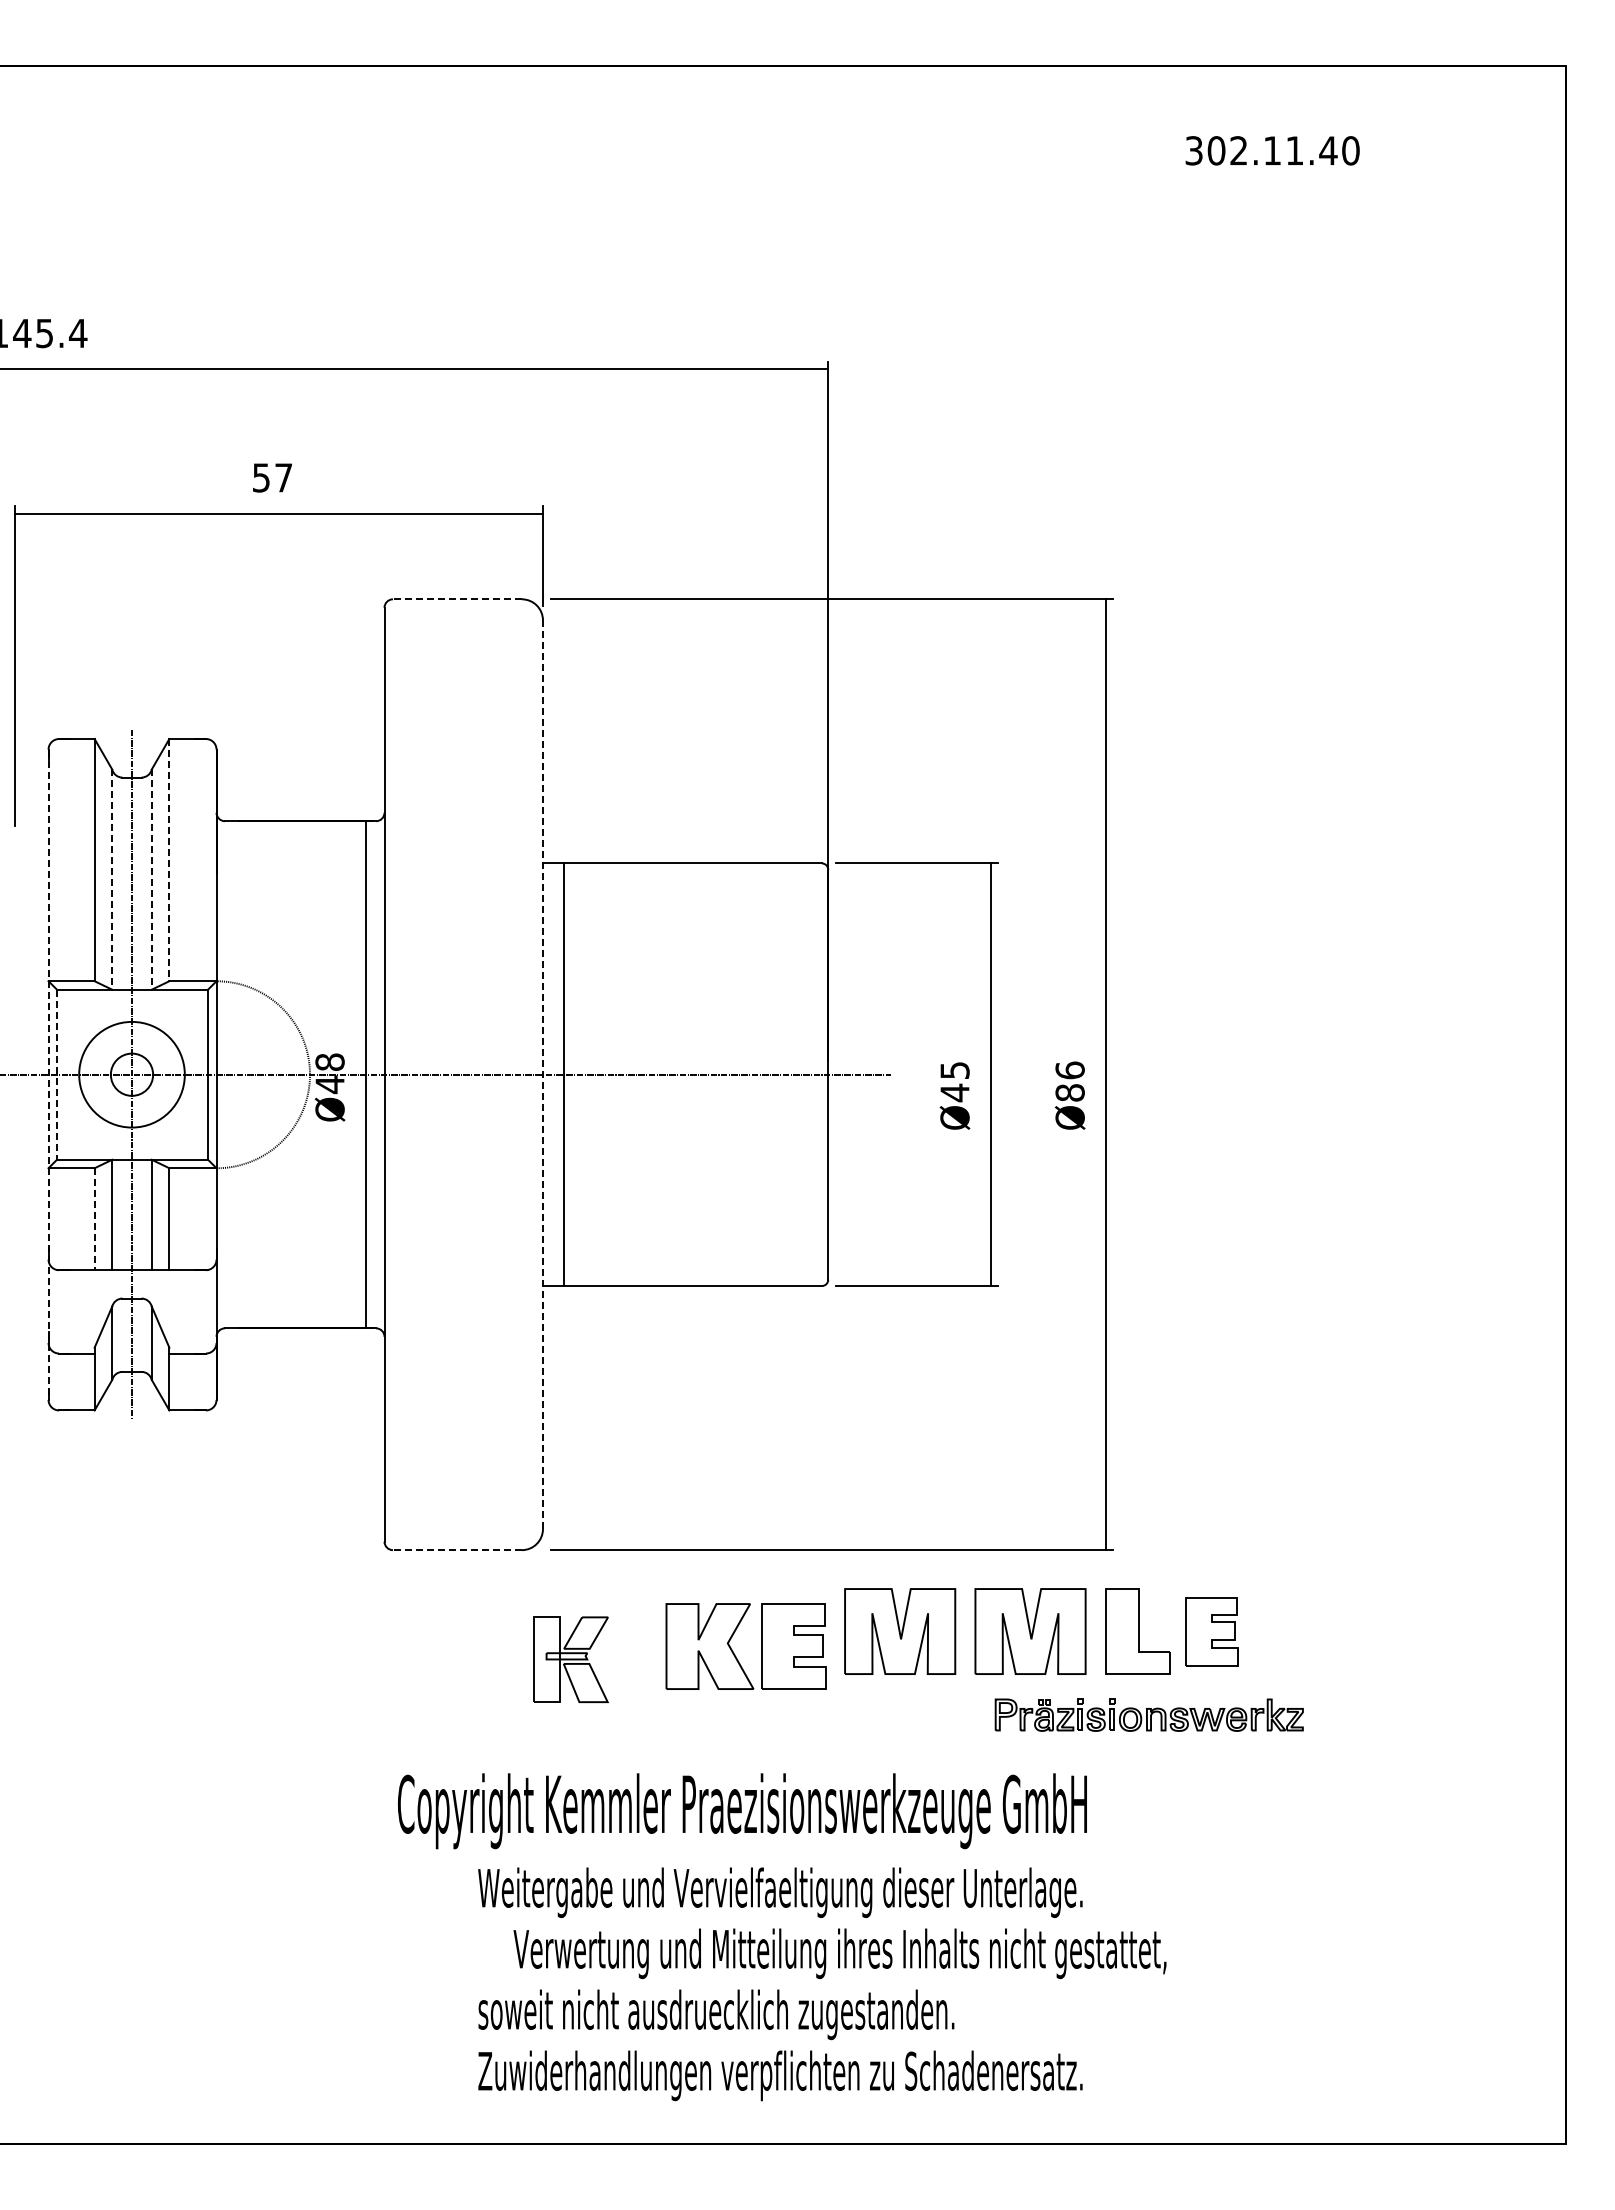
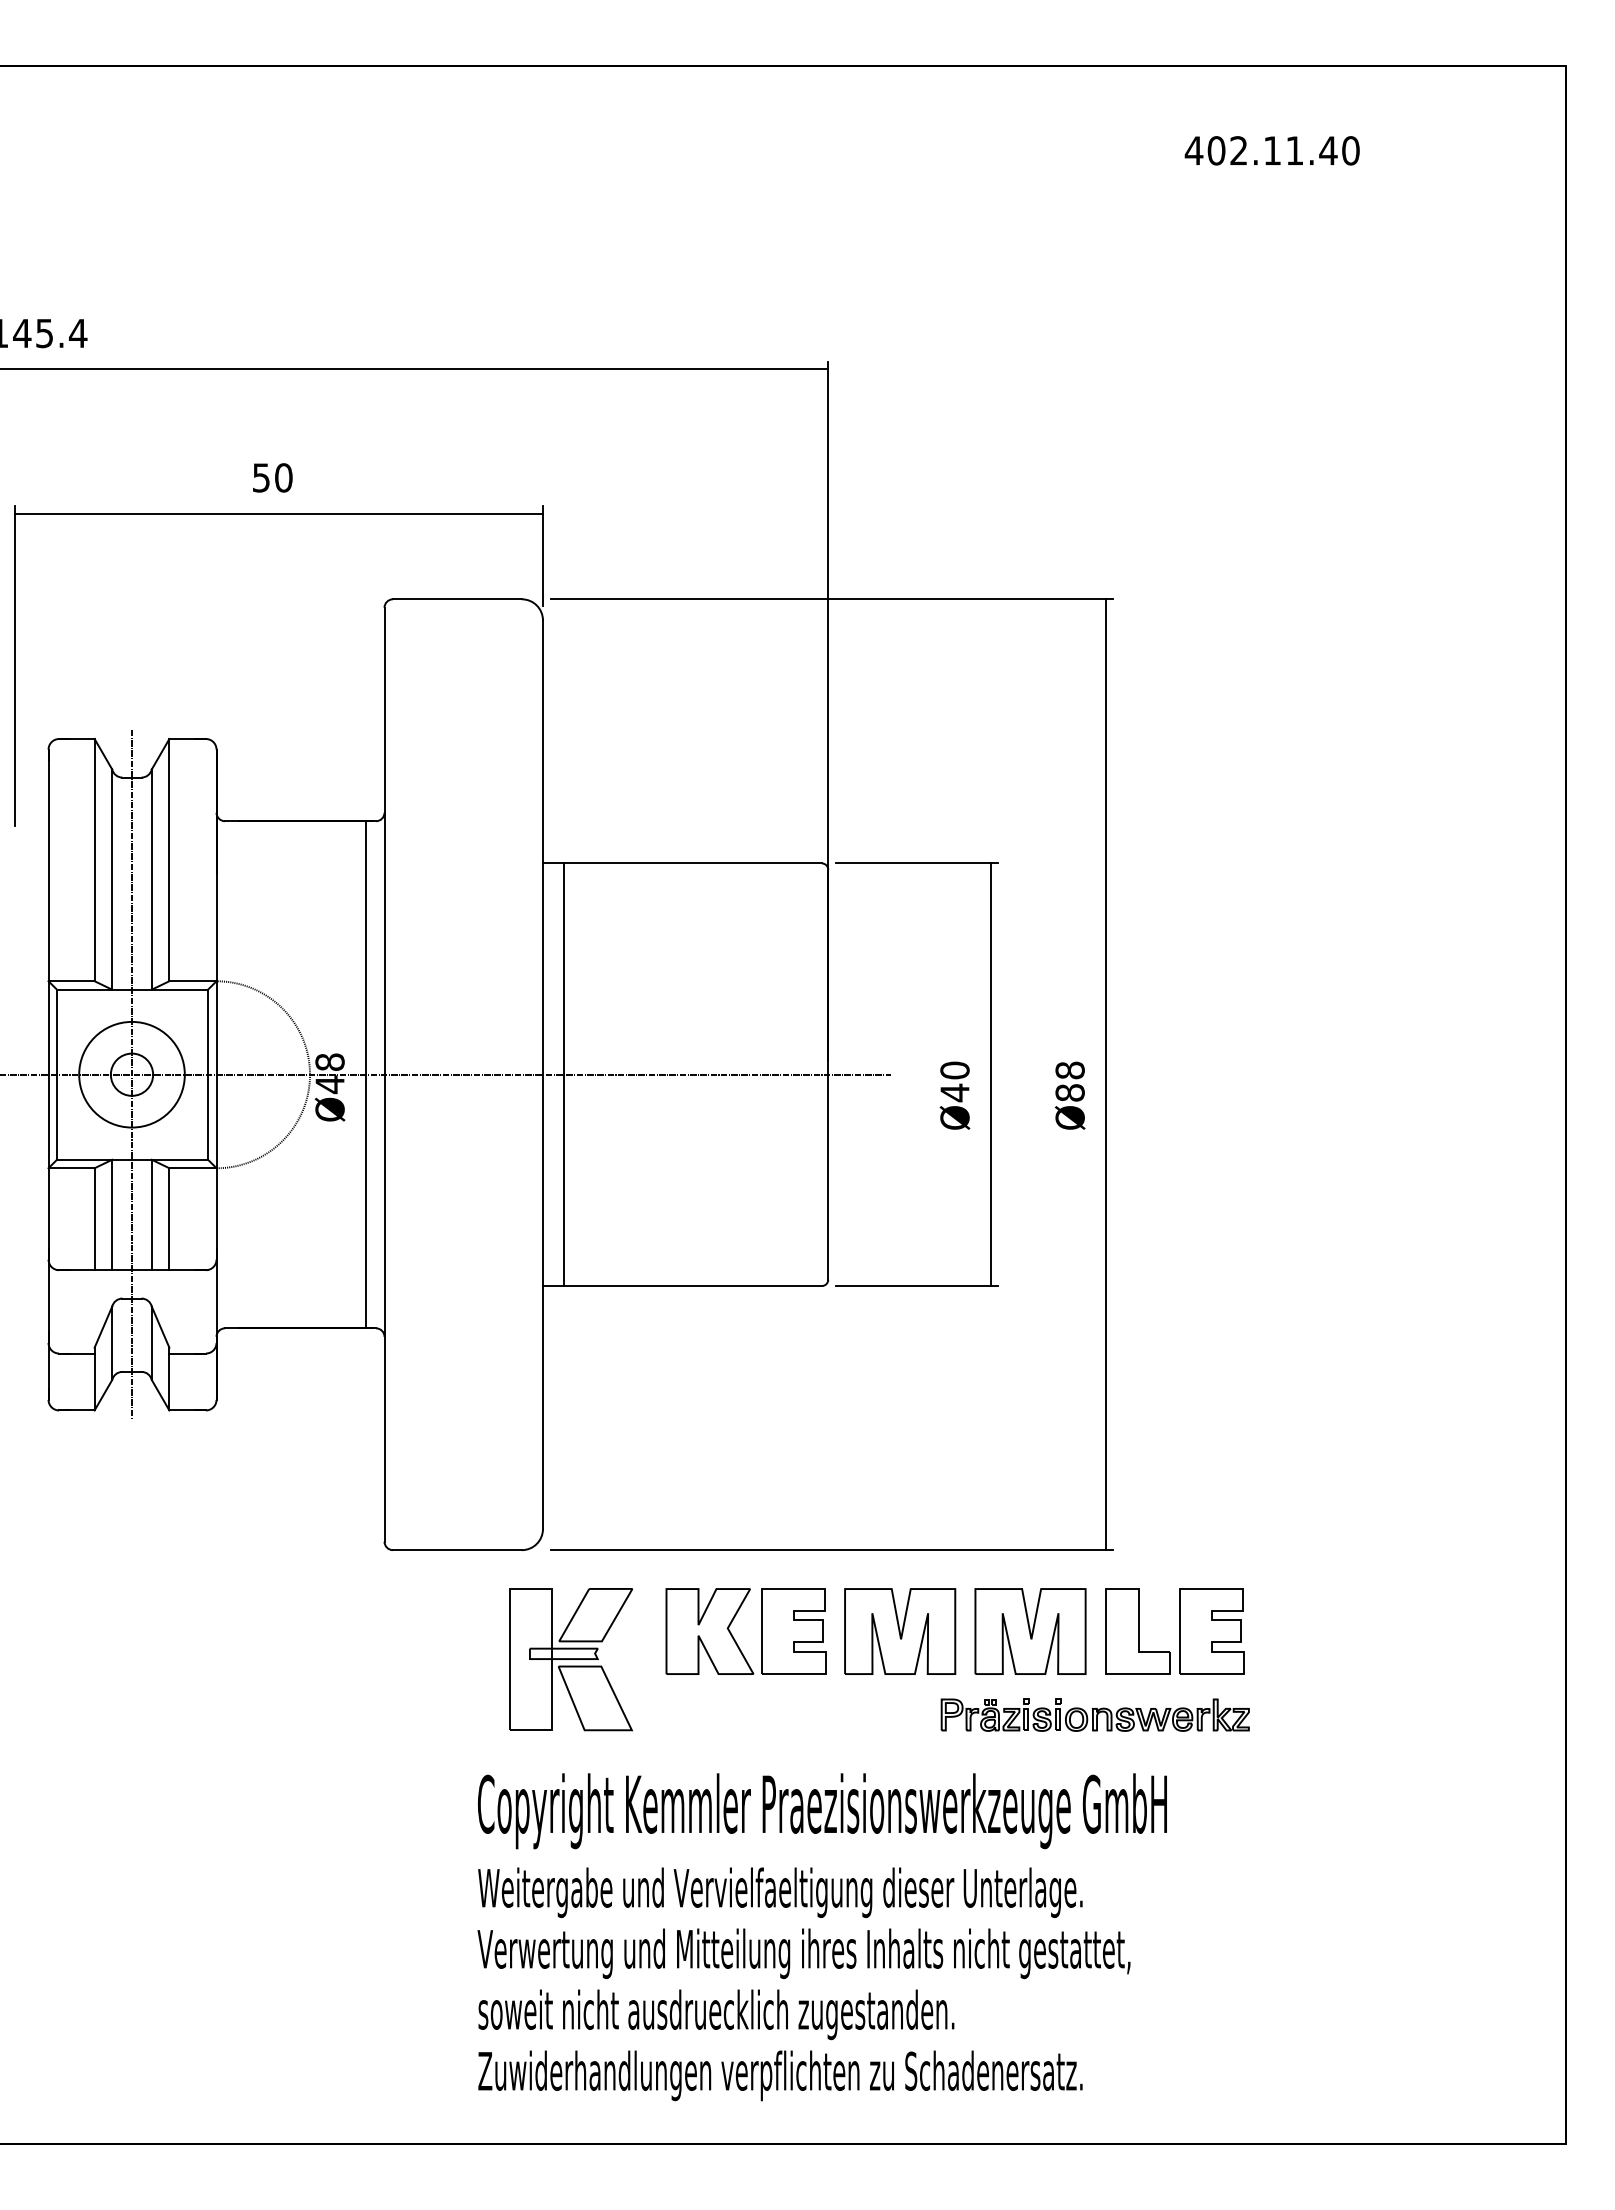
text: 302.11.40 -> 402.11.40 (1193, 150)
text: 57 -> 50 (283, 477)
line: dashed -> solid (456, 599)
line: dashed -> solid (169, 860)
line: dashed -> solid (112, 880)
line: dashed -> solid (151, 880)
text: Ø45 -> Ø40 (954, 1070)
text: Ø86 -> Ø88 (1069, 1070)
line: dashed -> solid (48, 1075)
line: dashed -> solid (57, 1075)
line: dashed -> solid (543, 1075)
line: dashed -> solid (94, 1219)
line: dashed -> solid (456, 1550)
part size: 54x70 px -> 66x87 px (1211, 1631)
part position: (735, 1654) -> (735, 1639) (735, 1639)
part size: 76x87 px -> 125x144 px (571, 1659)
part position: (1148, 1714) -> (1094, 1714) (1094, 1714)
text position: (742, 1811) -> (822, 1811) (822, 1811)
text position: (839, 1953) -> (803, 1953) (803, 1953)
